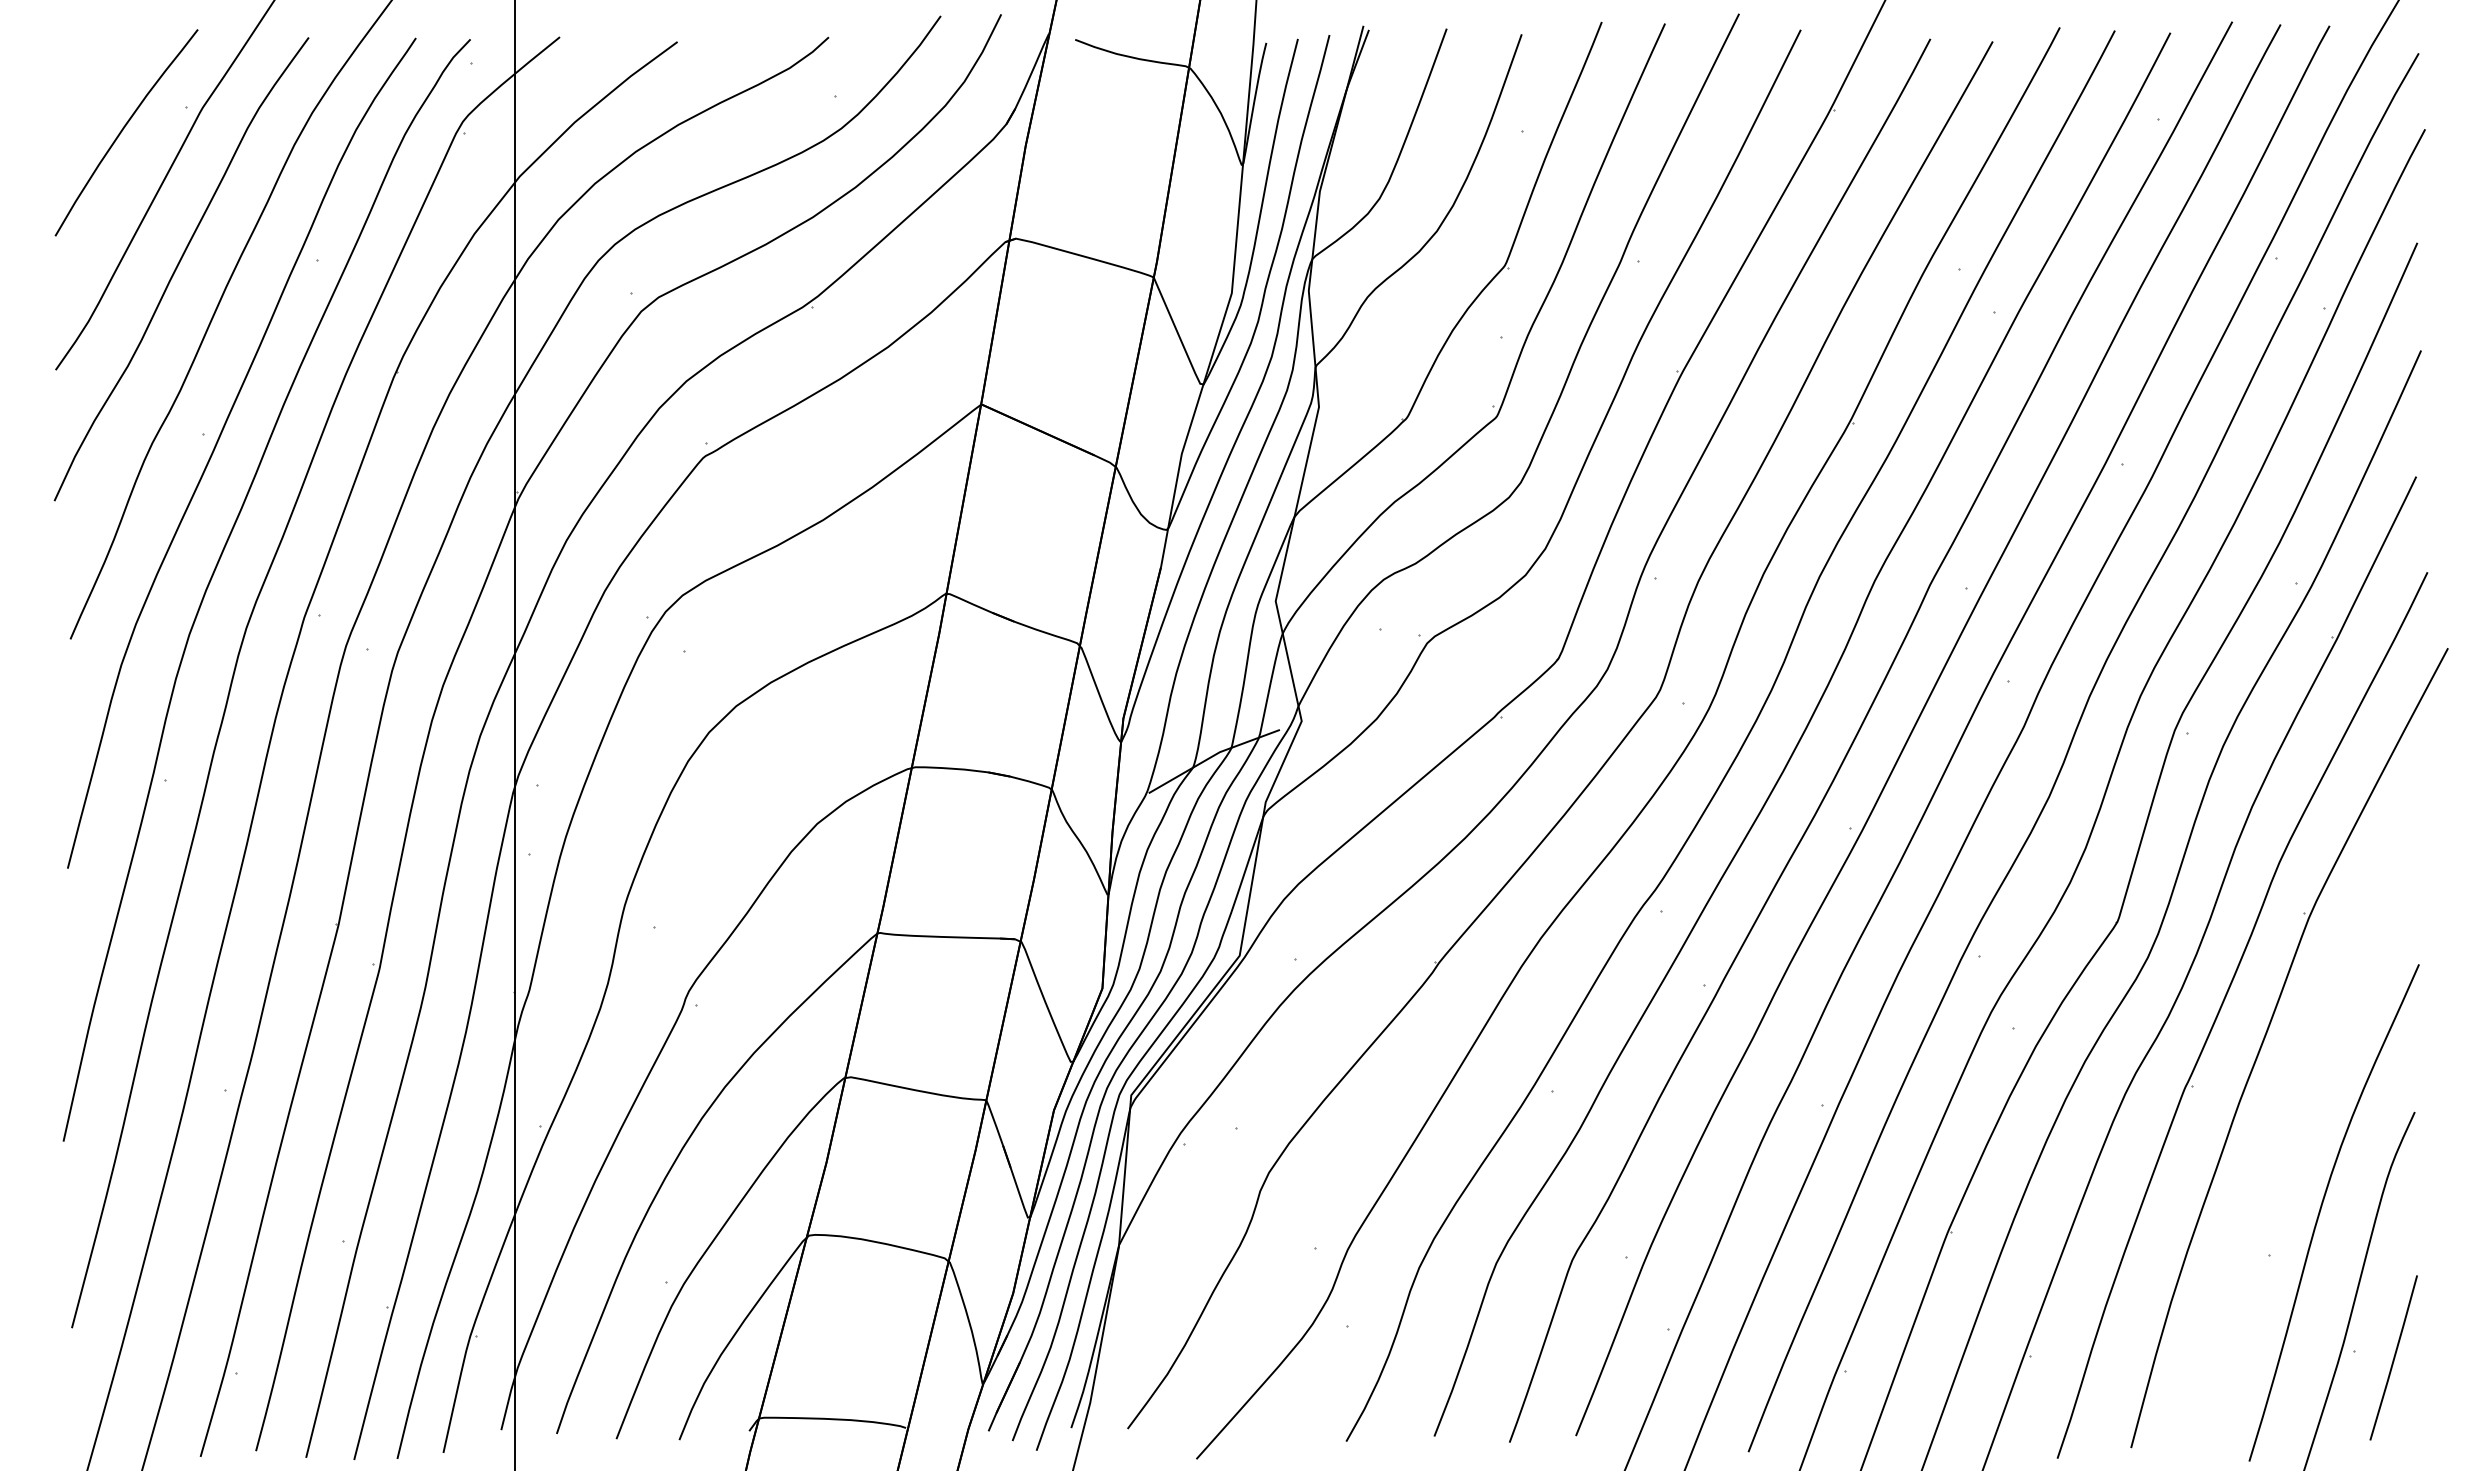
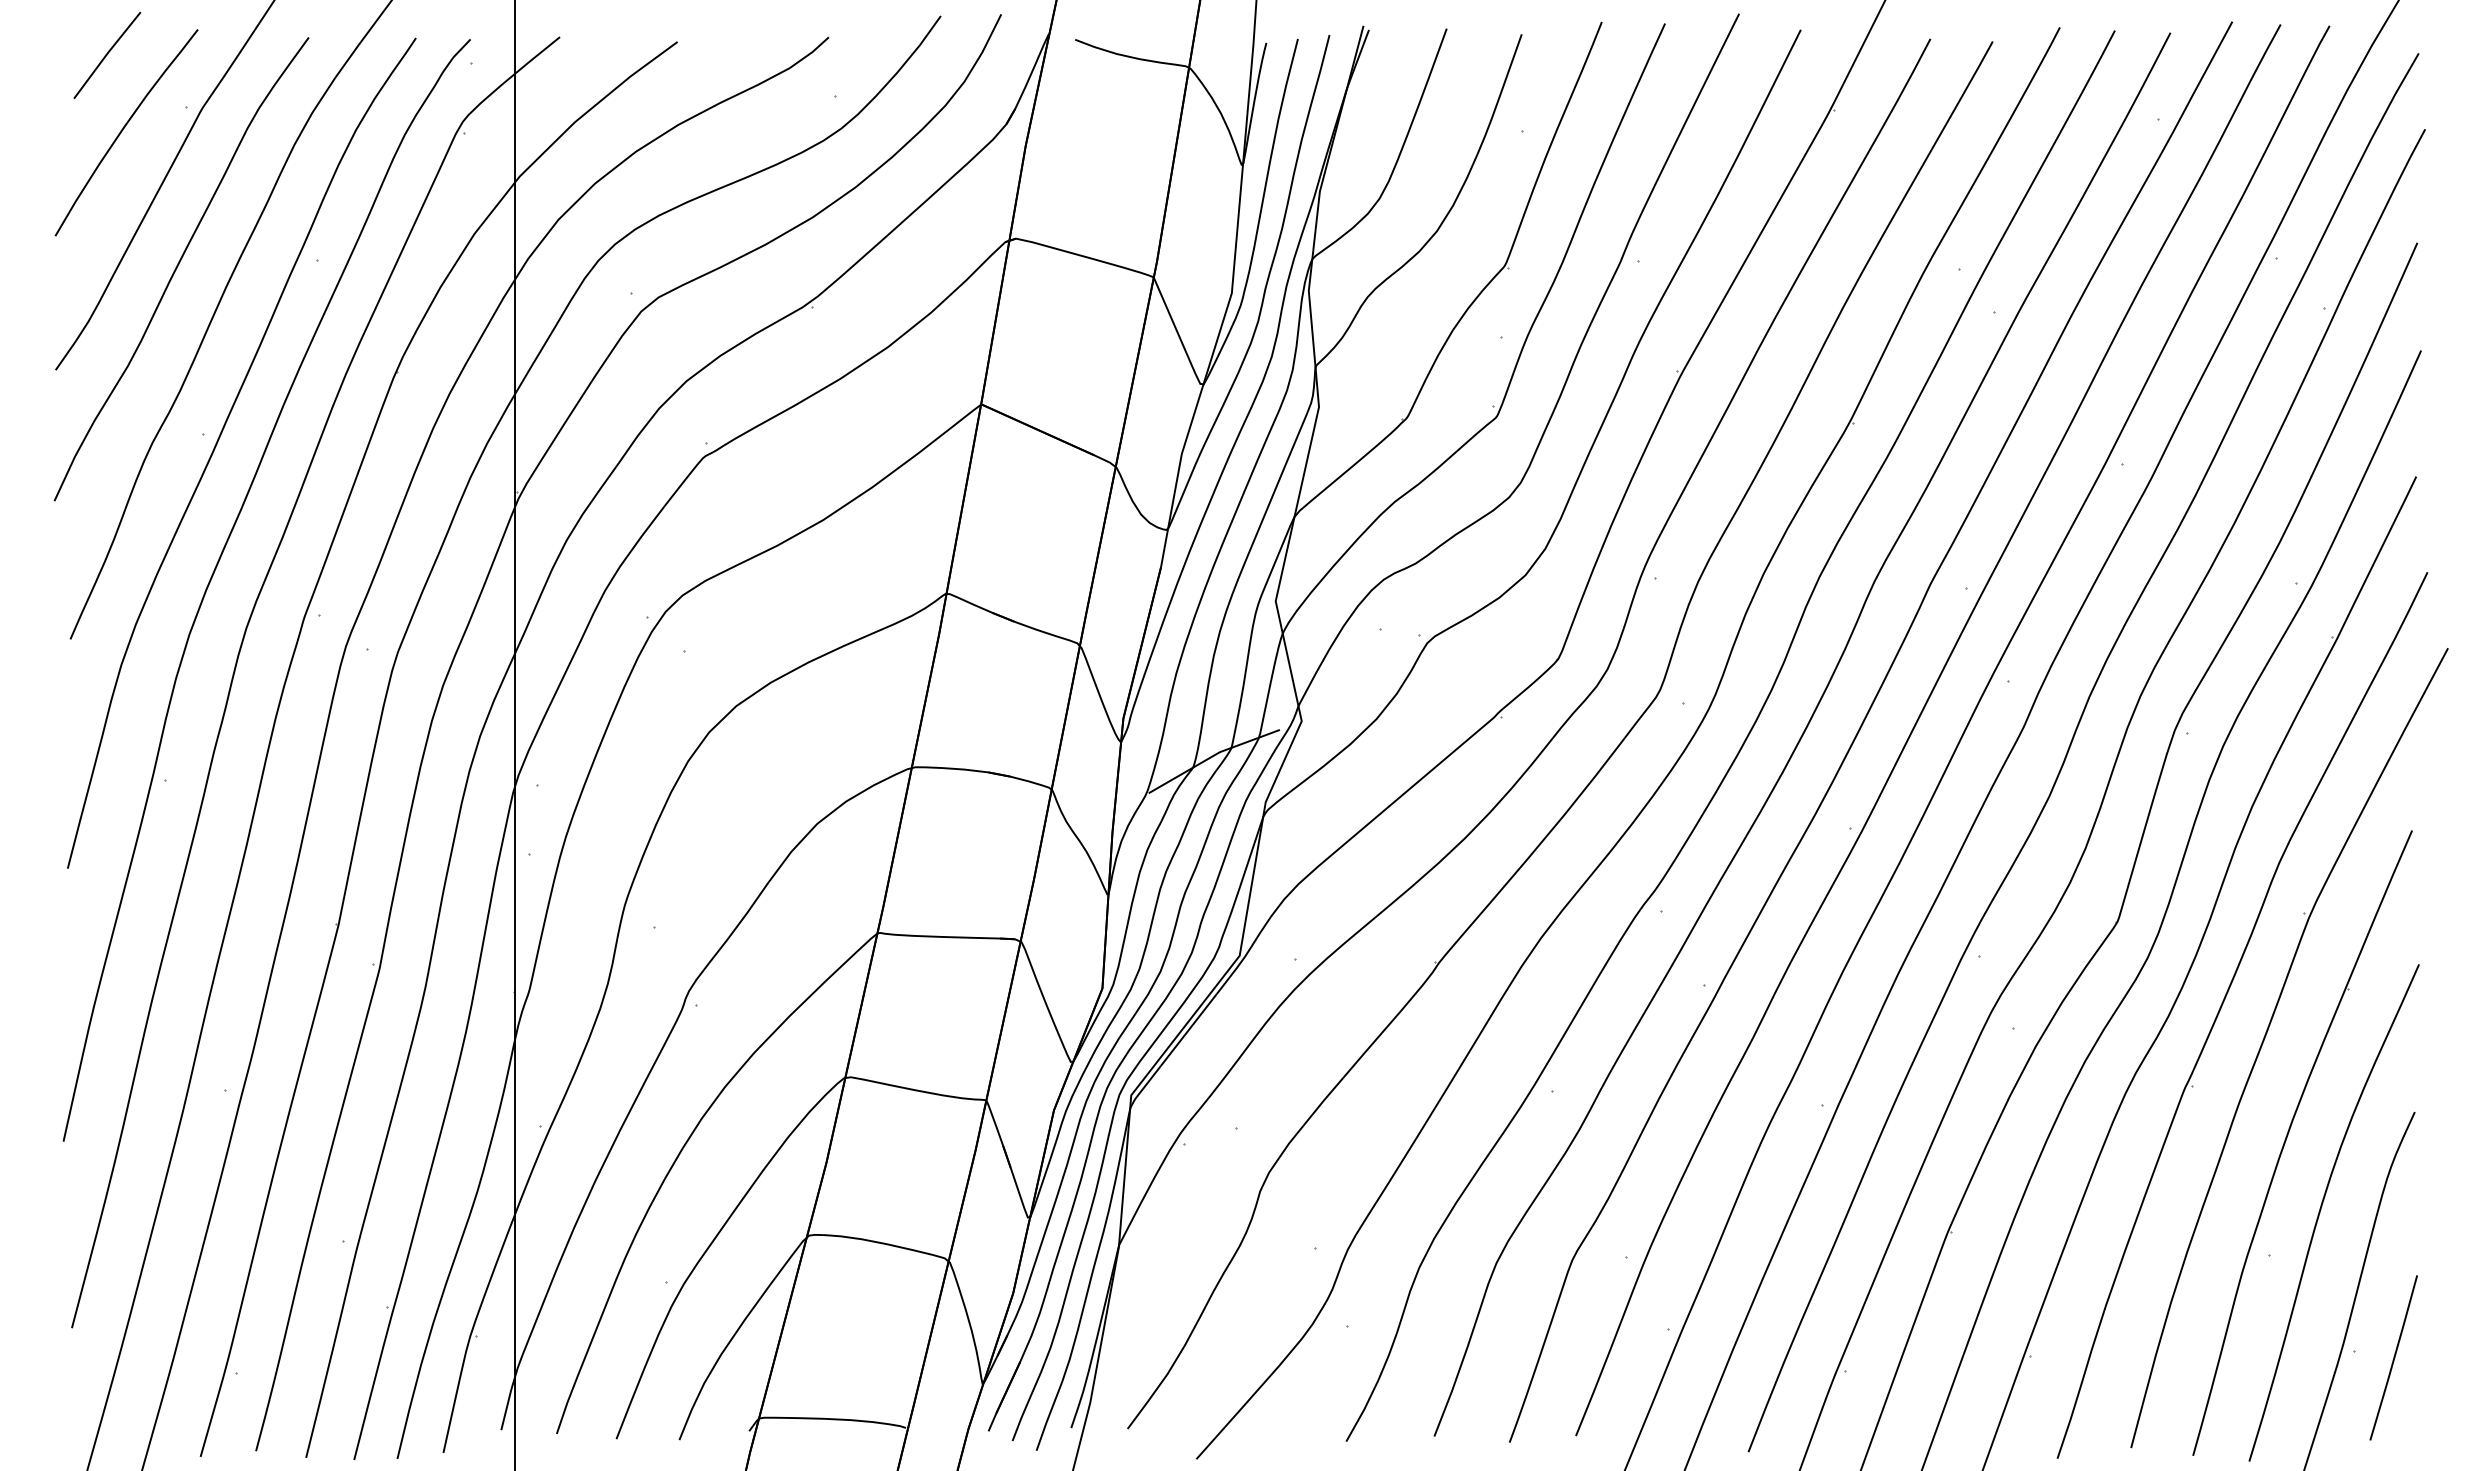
line: none -> present (107, 54)
part: none -> present (2287, 1138)
